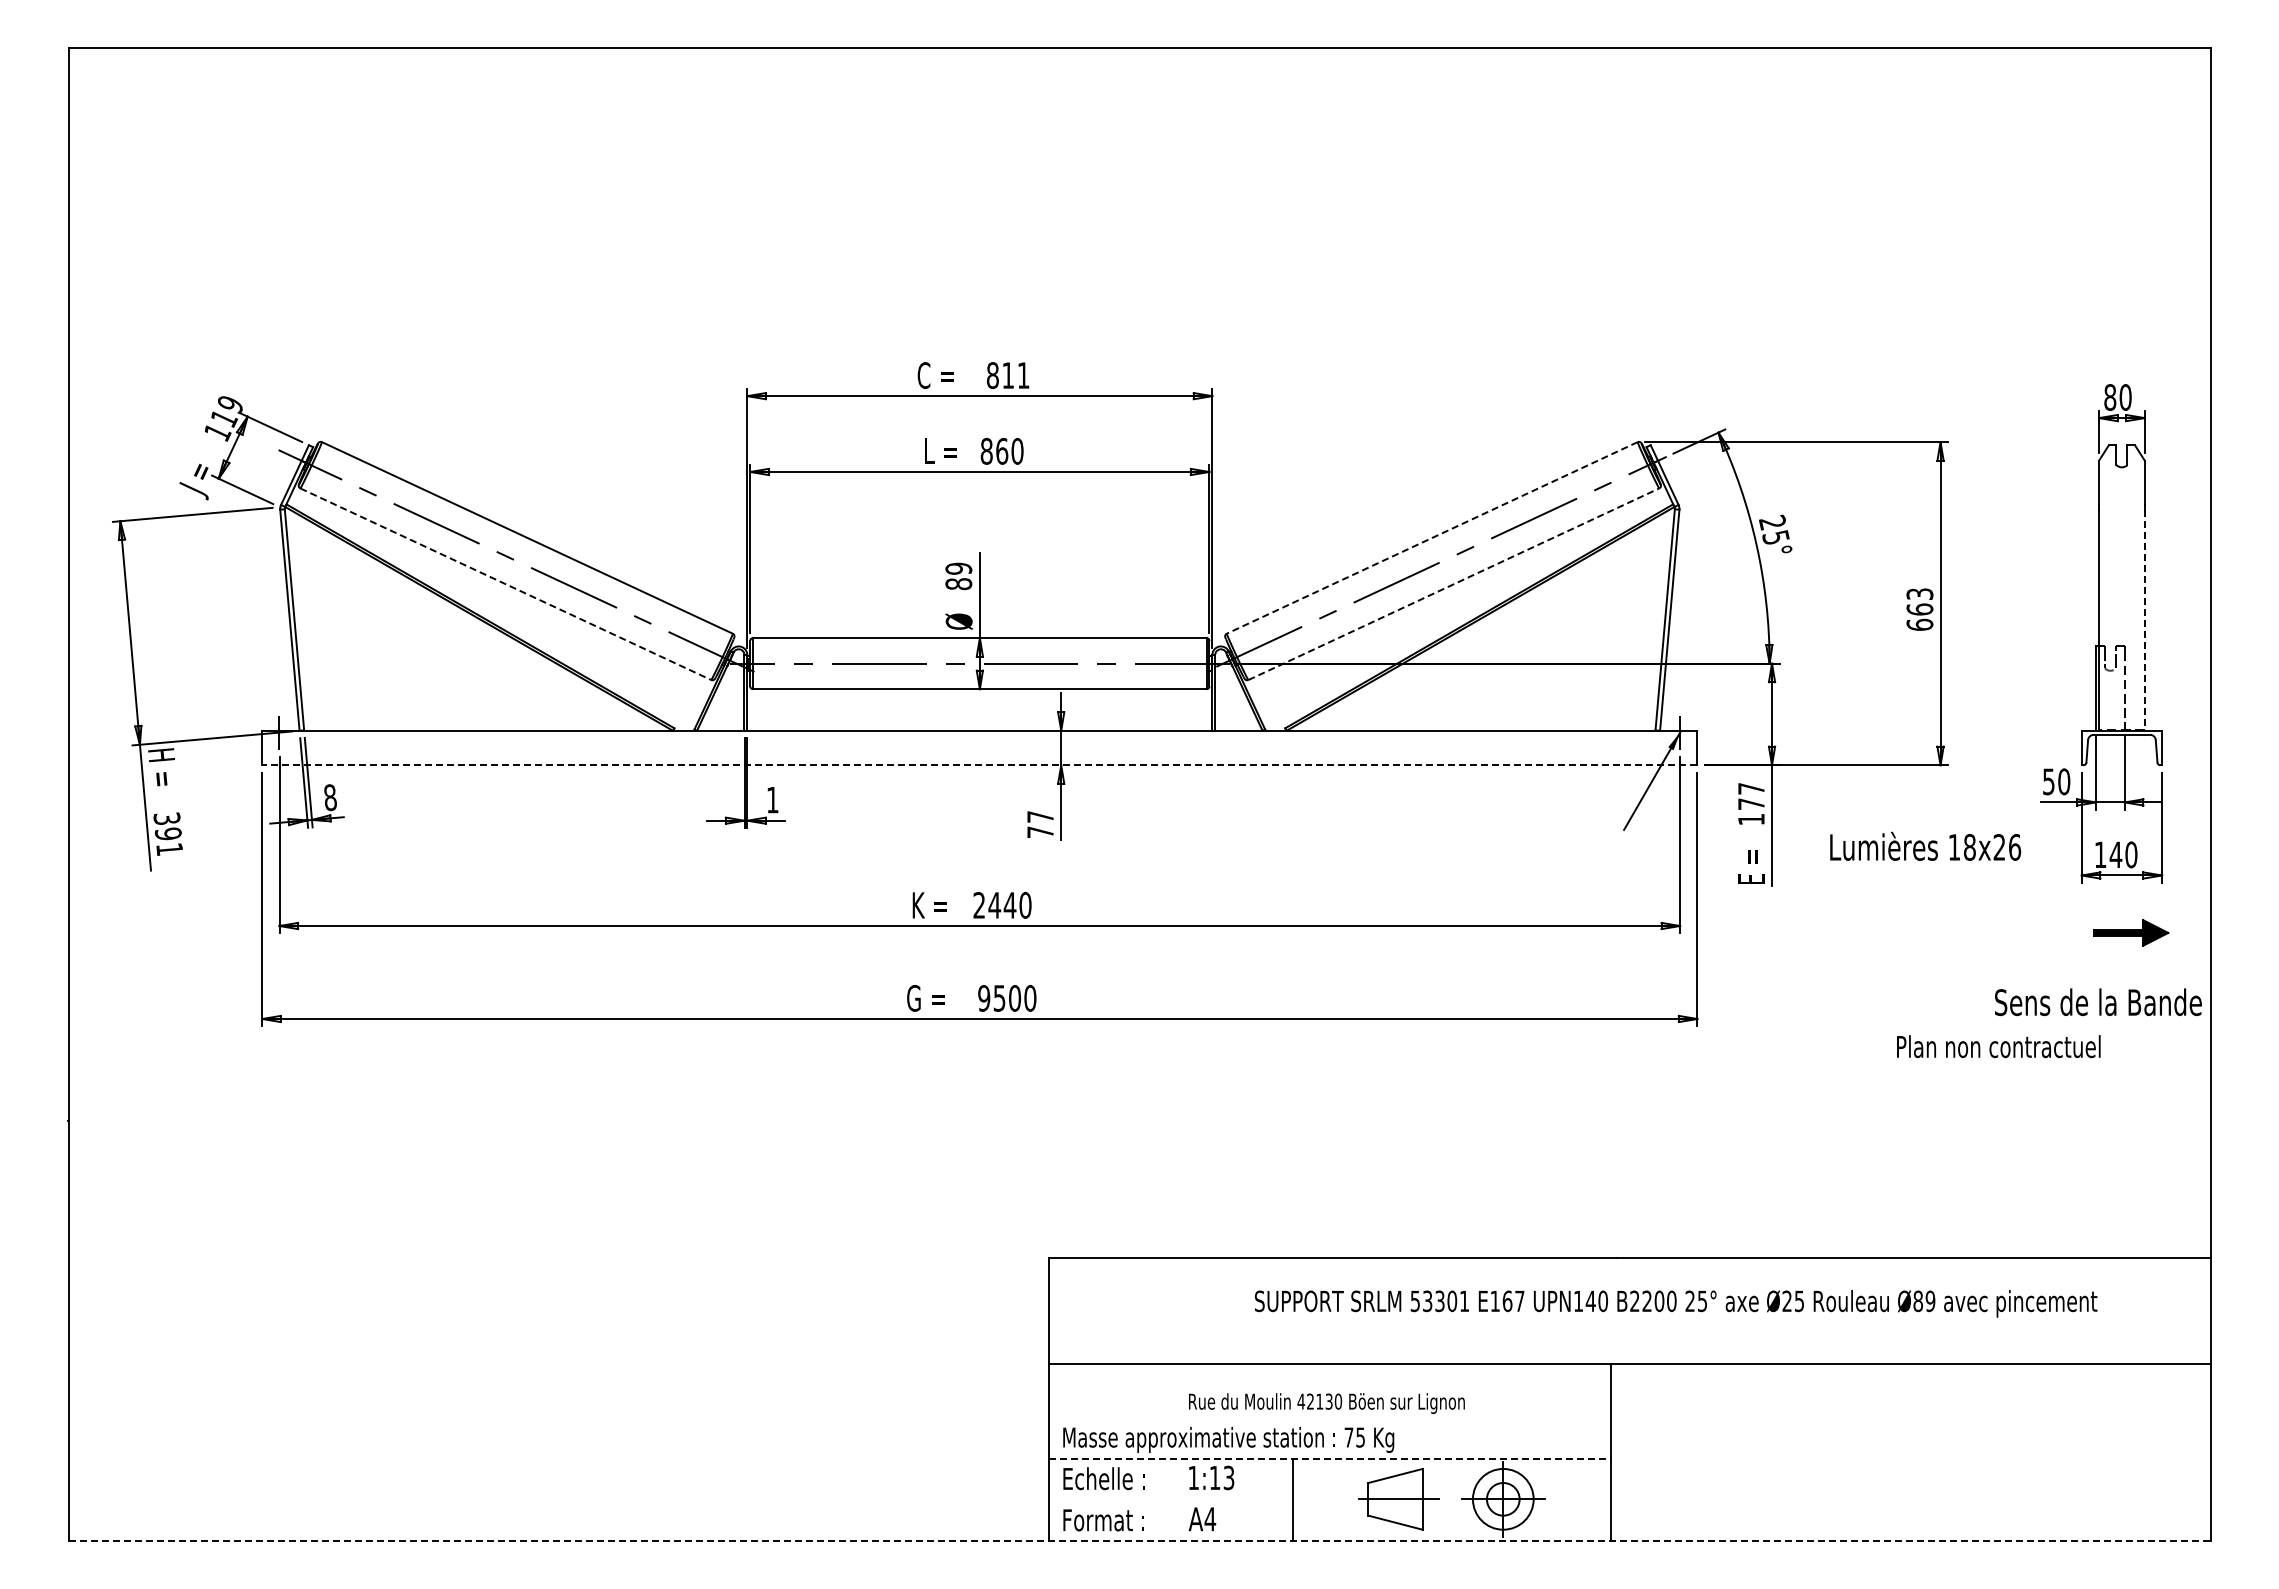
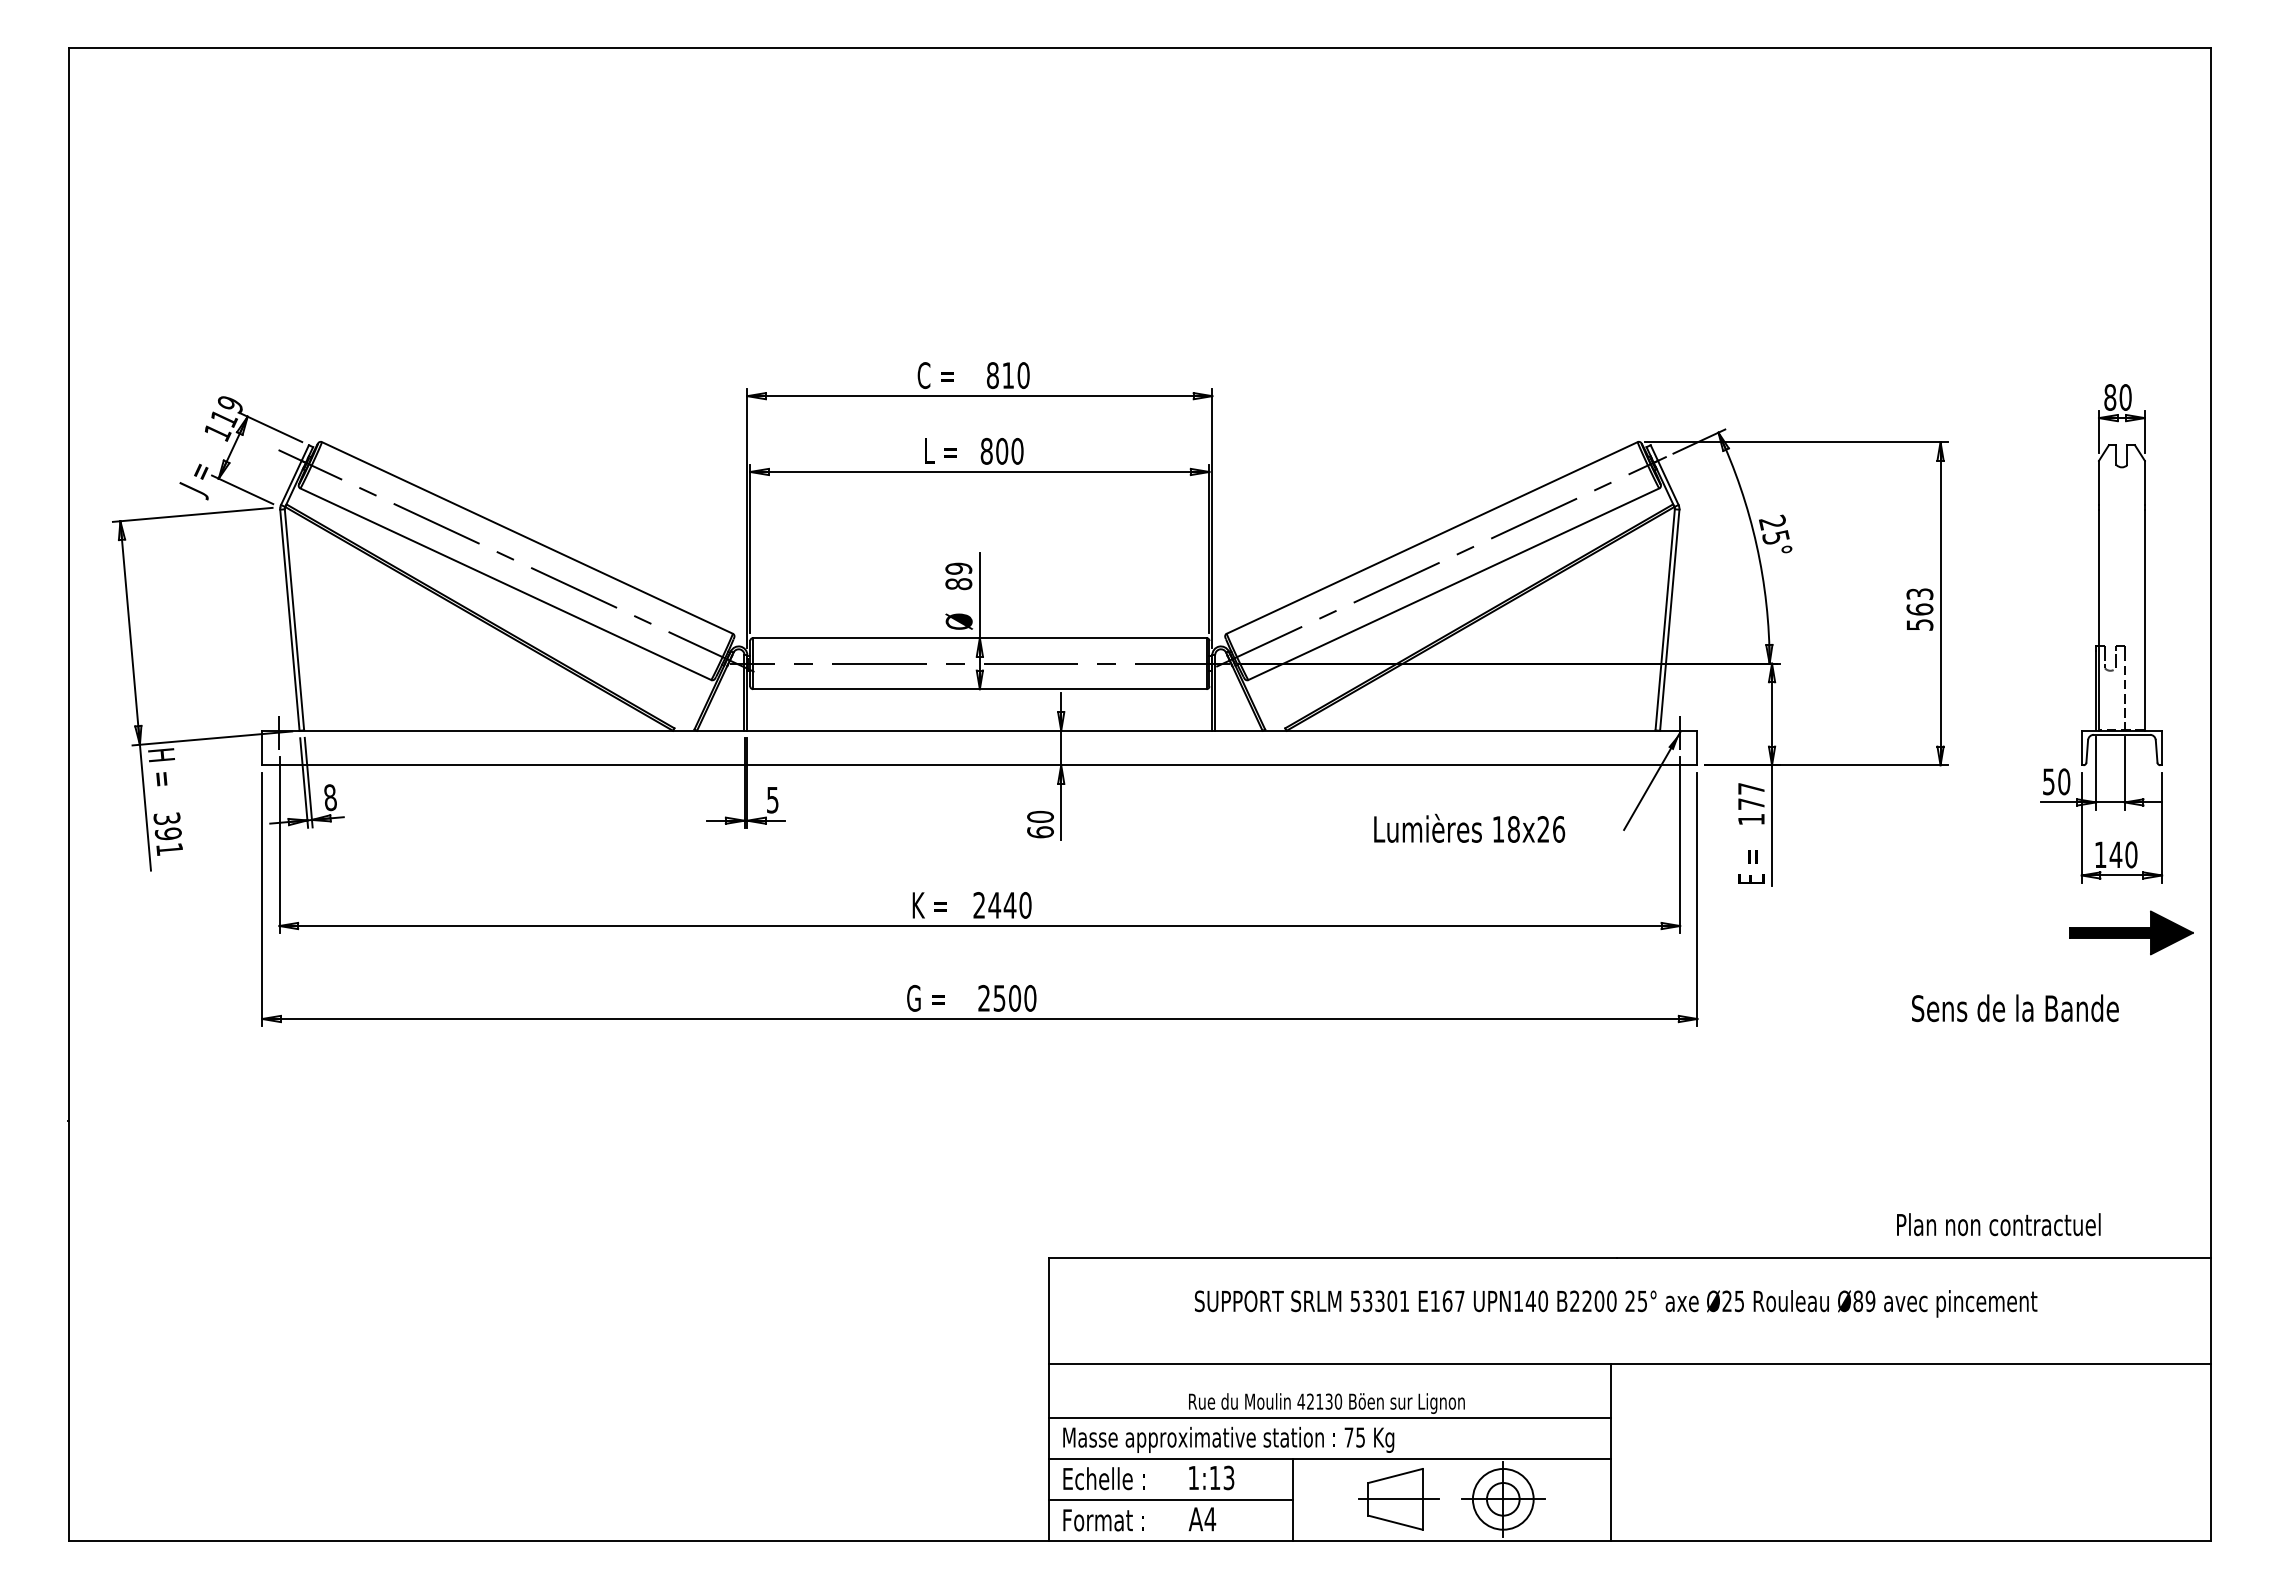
text: 811 -> 810 (1023, 375)
text: 860 -> 800 (1002, 450)
line: dashed -> solid (1432, 537)
line: dashed -> solid (505, 584)
line: dashed -> solid (1453, 584)
line: dashed -> solid (2144, 620)
text: 663 -> 563 (1919, 624)
line: dashed -> solid (979, 765)
text: 1 -> 5 (772, 800)
text: 77 -> 60 (1040, 824)
text position: (1925, 845) -> (1469, 827) (1469, 827)
part size: 77x28 px -> 125x46 px (2131, 932)
text: 9500 -> 2500 (984, 998)
text position: (2098, 1002) -> (2015, 1008) (2015, 1008)
text position: (1998, 1046) -> (1998, 1224) (1998, 1224)
text position: (1676, 1303) -> (1616, 1303) (1616, 1303)
line: none -> present (1330, 1418)
line: dashed -> solid (1330, 1459)
line: none -> present (1170, 1500)
line: dashed -> solid (1139, 1541)
